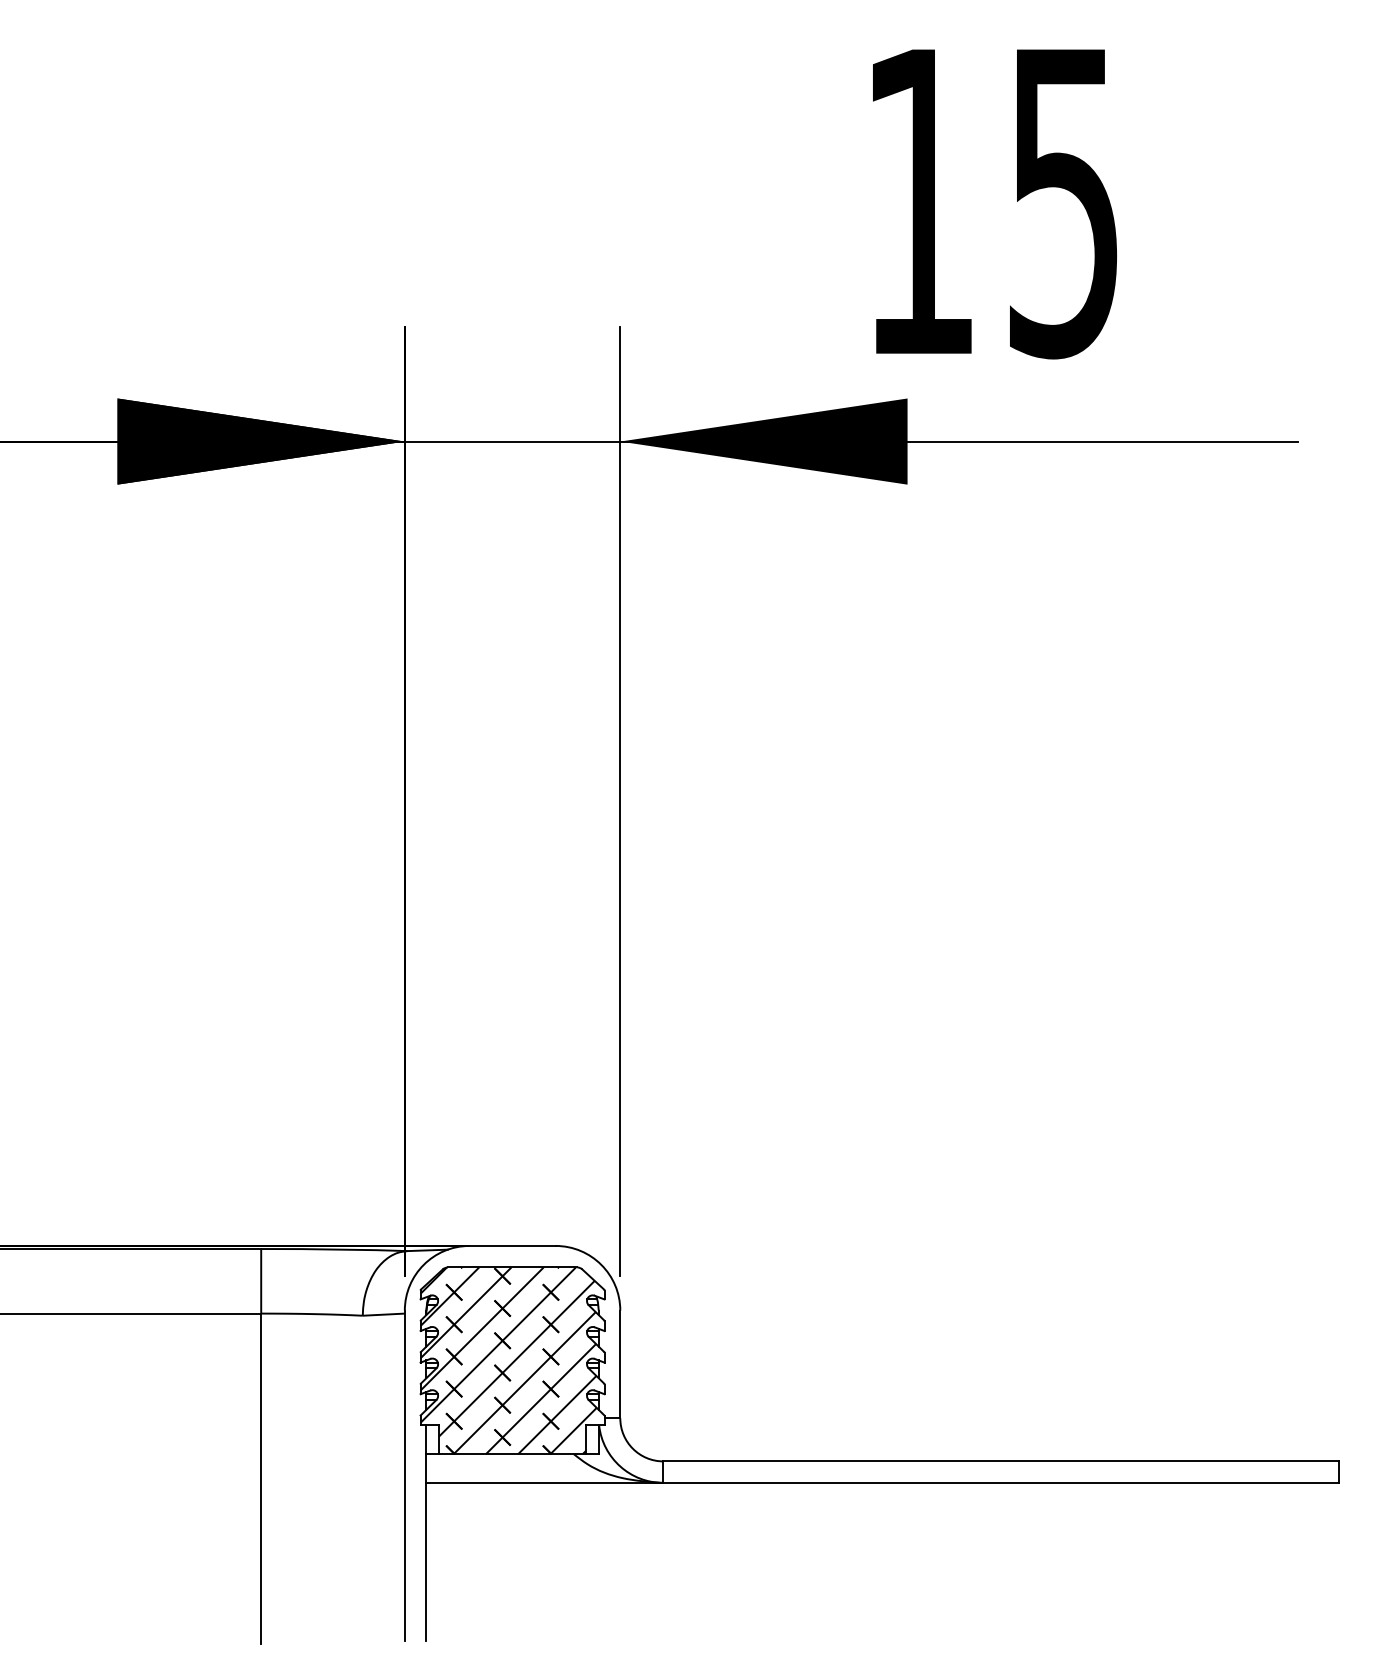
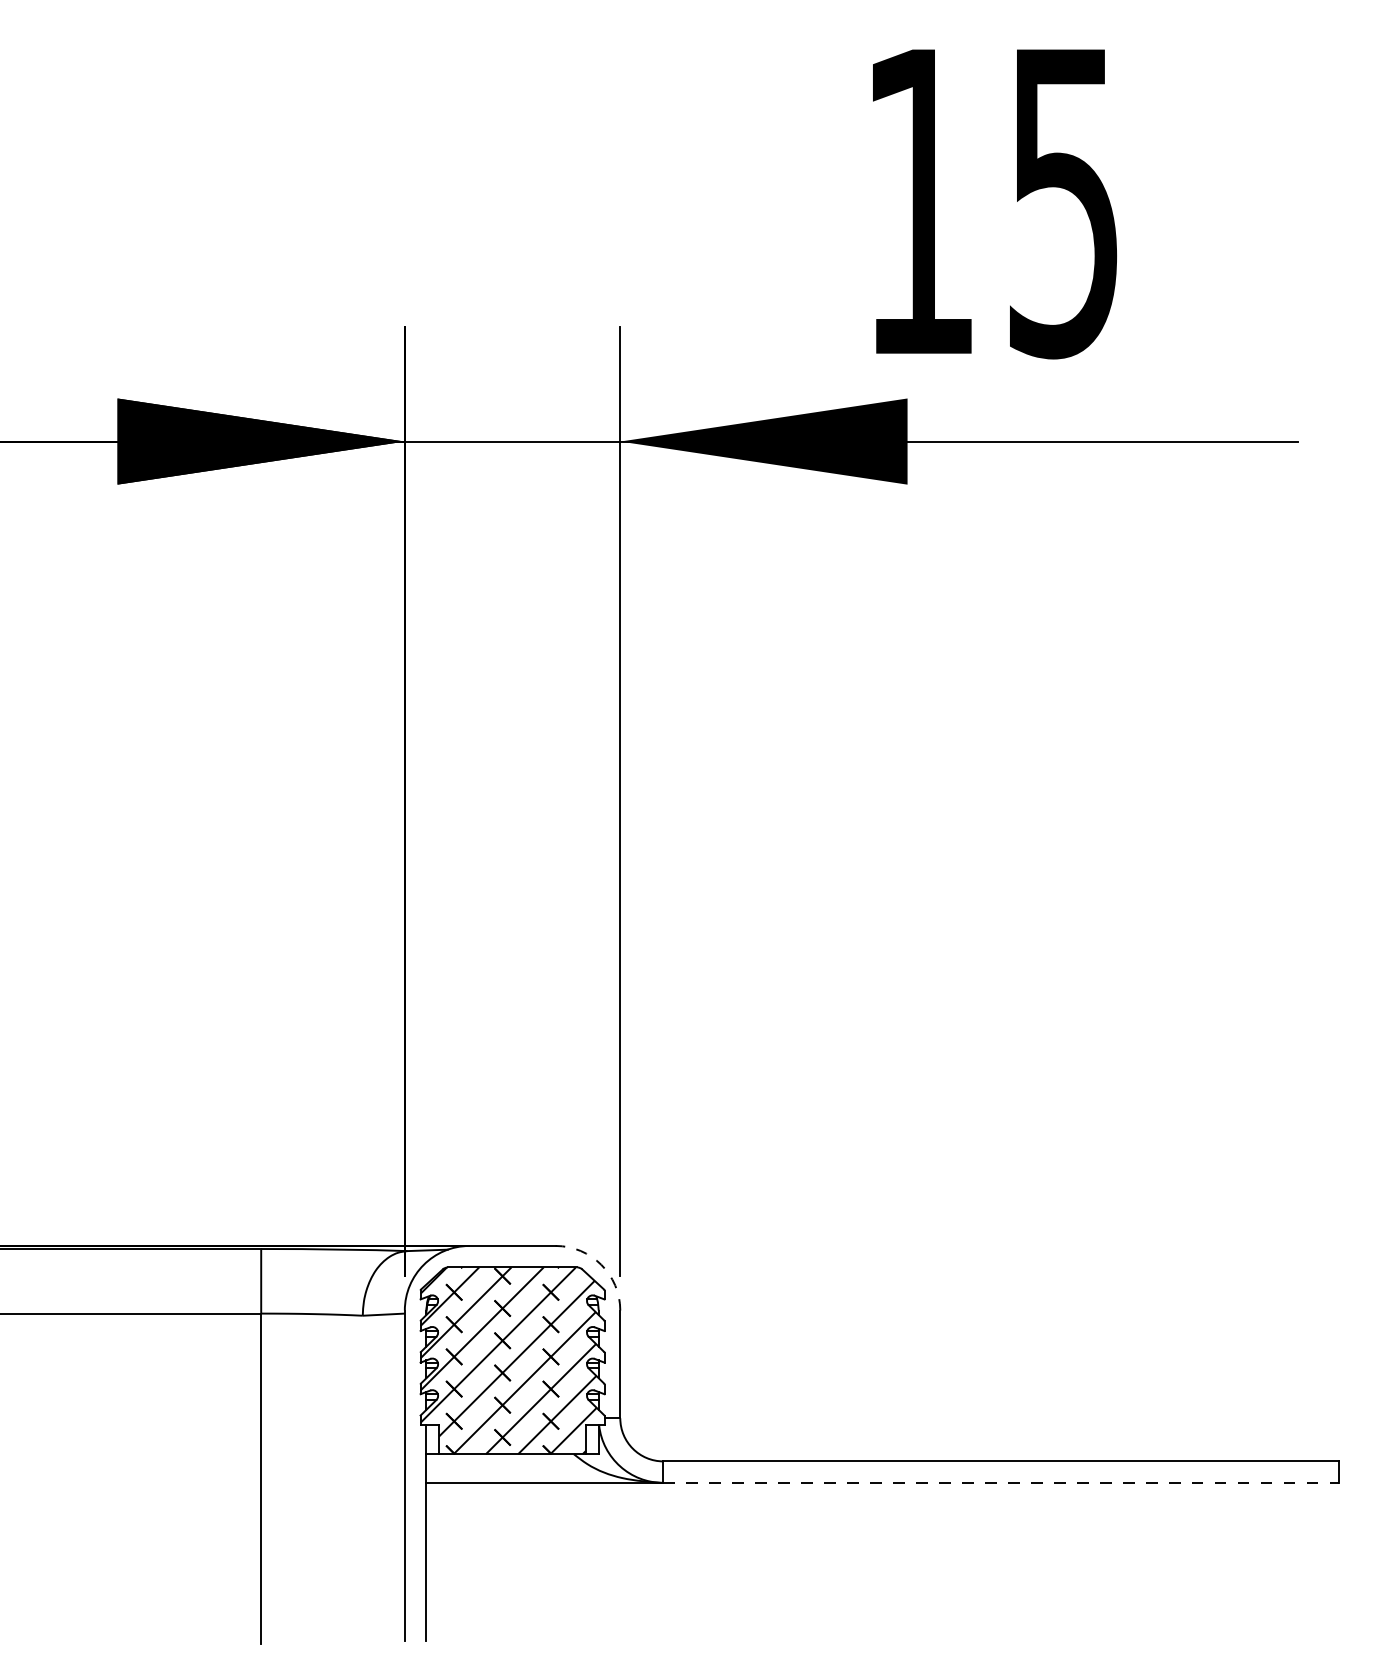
arc: solid -> dashed (601, 1264)
line: solid -> dashed (1000, 1482)
